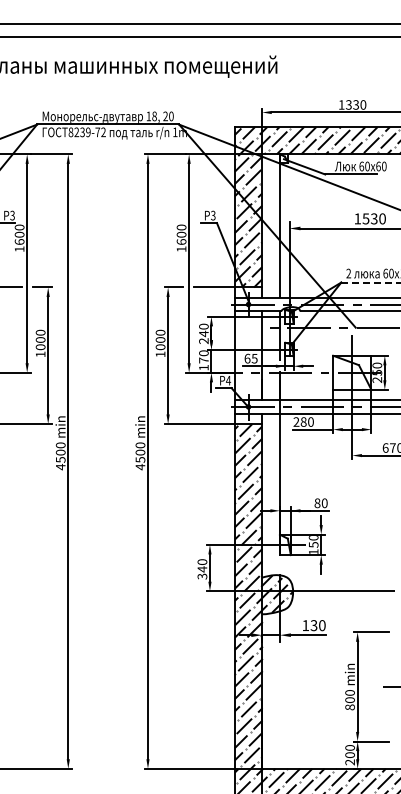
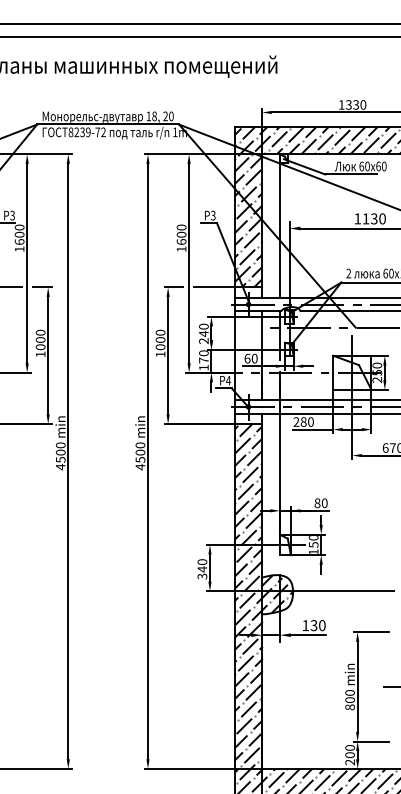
text: 1530 -> 1130 (365, 218)
line: dashed -> solid (370, 282)
text: 65 -> 60 (254, 358)
